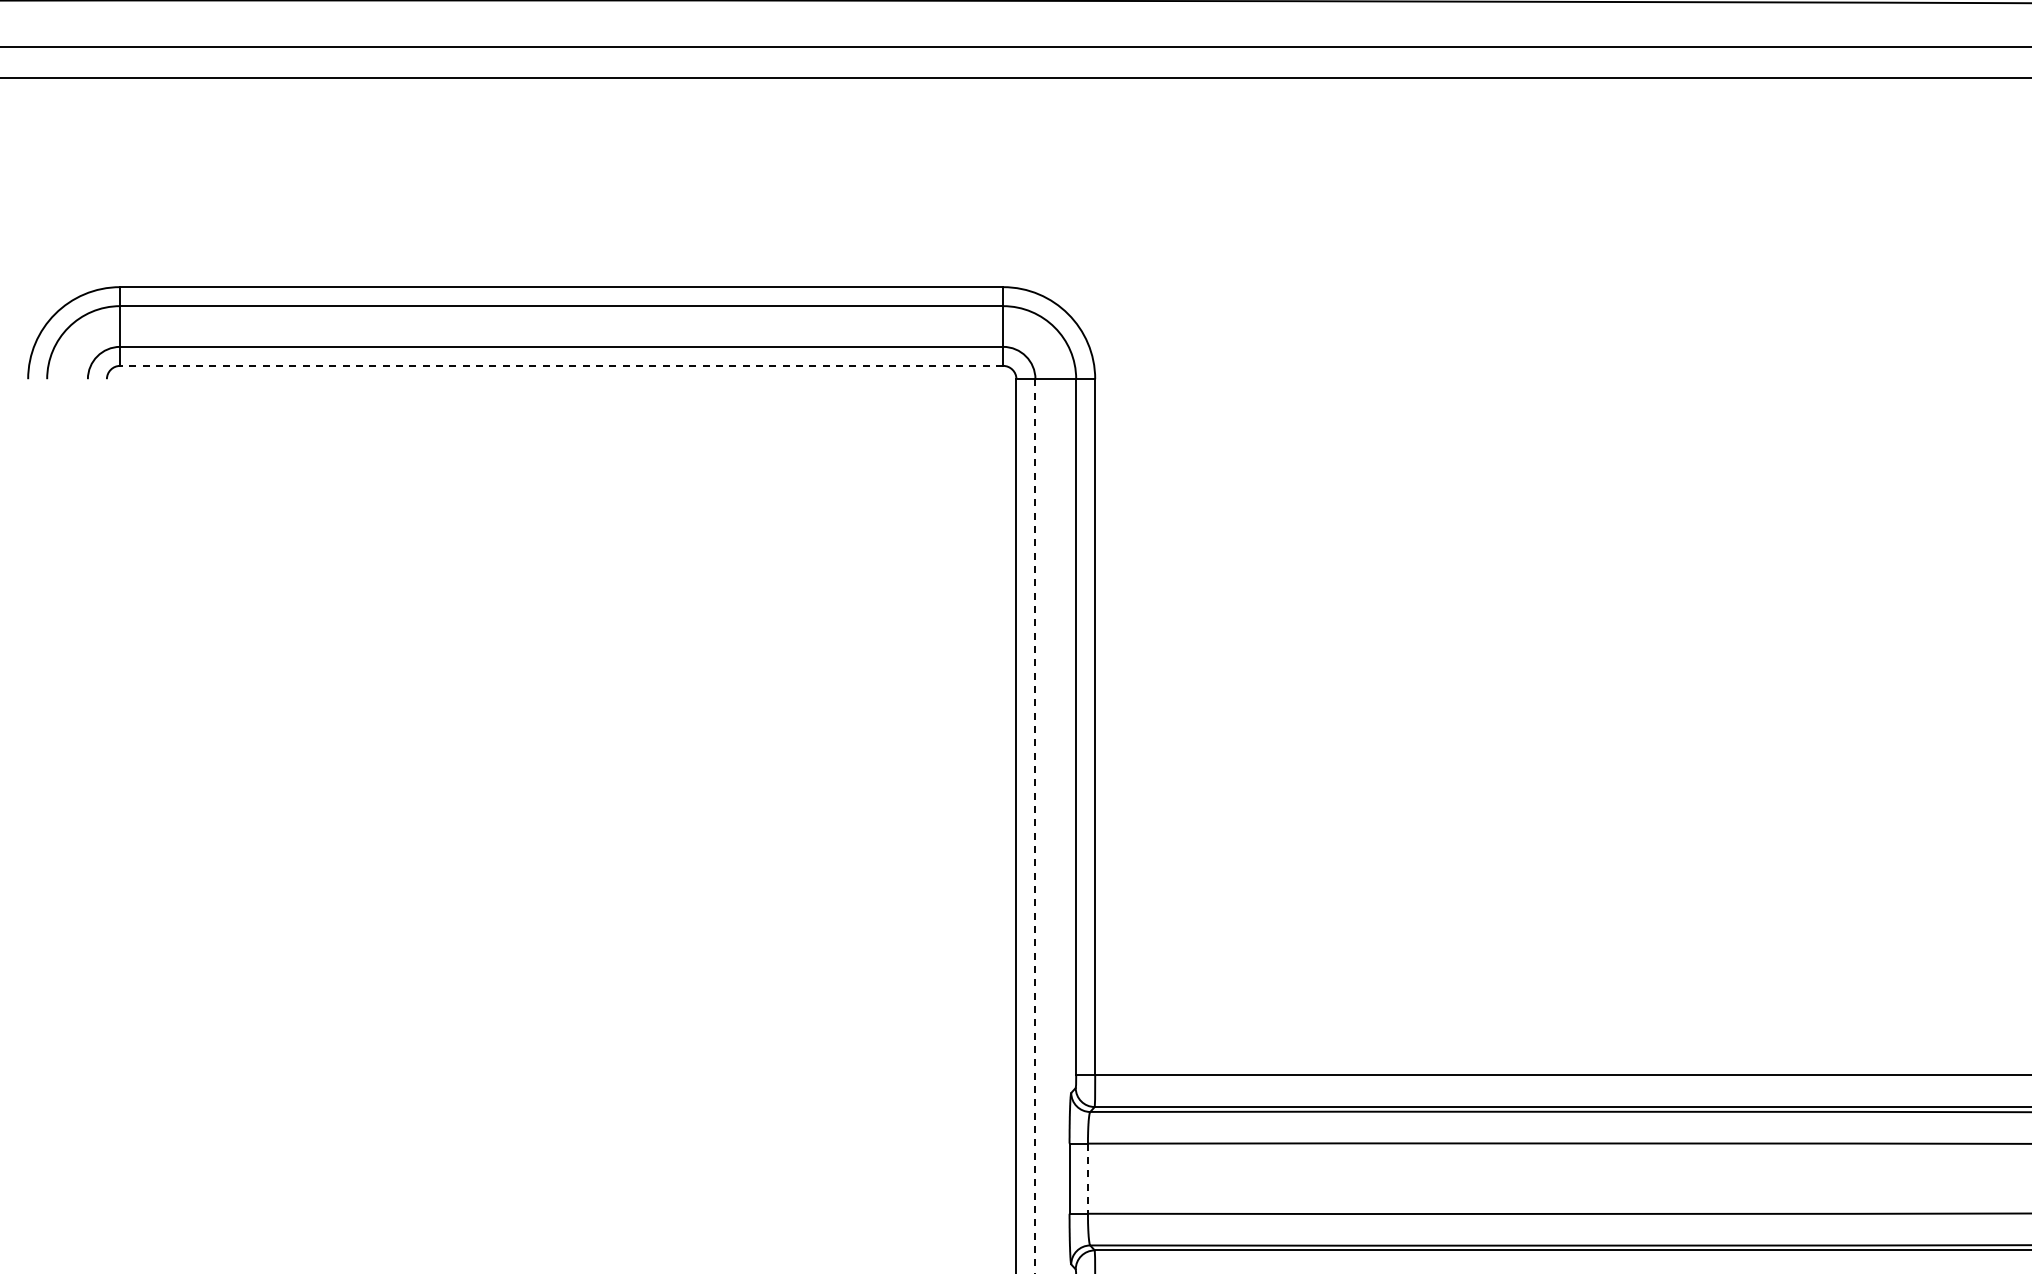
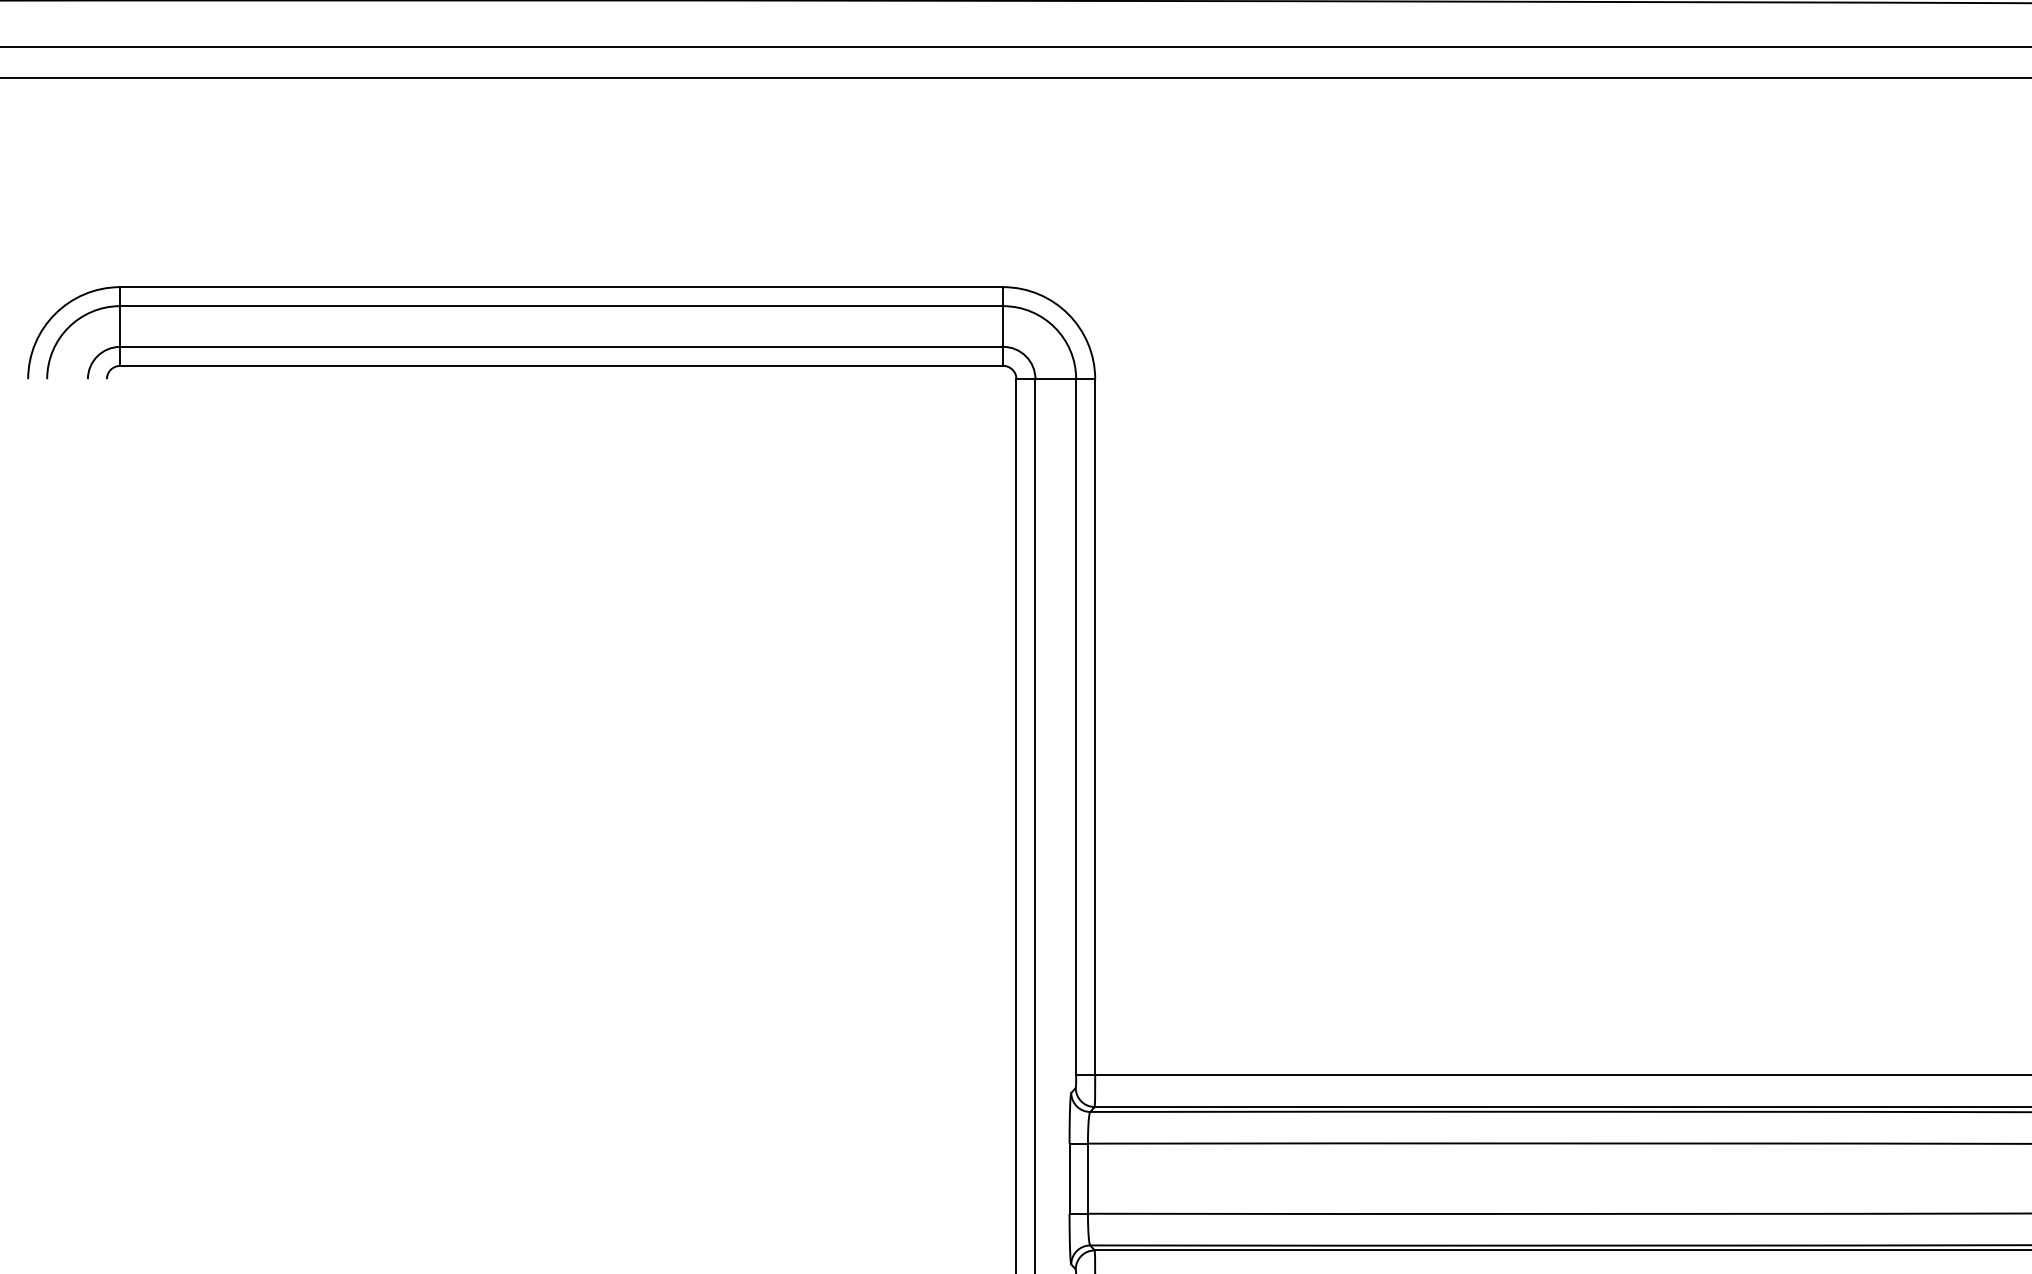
line: dashed -> solid (561, 365)
line: dashed -> solid (1035, 826)
line: dashed -> solid (1087, 1179)
